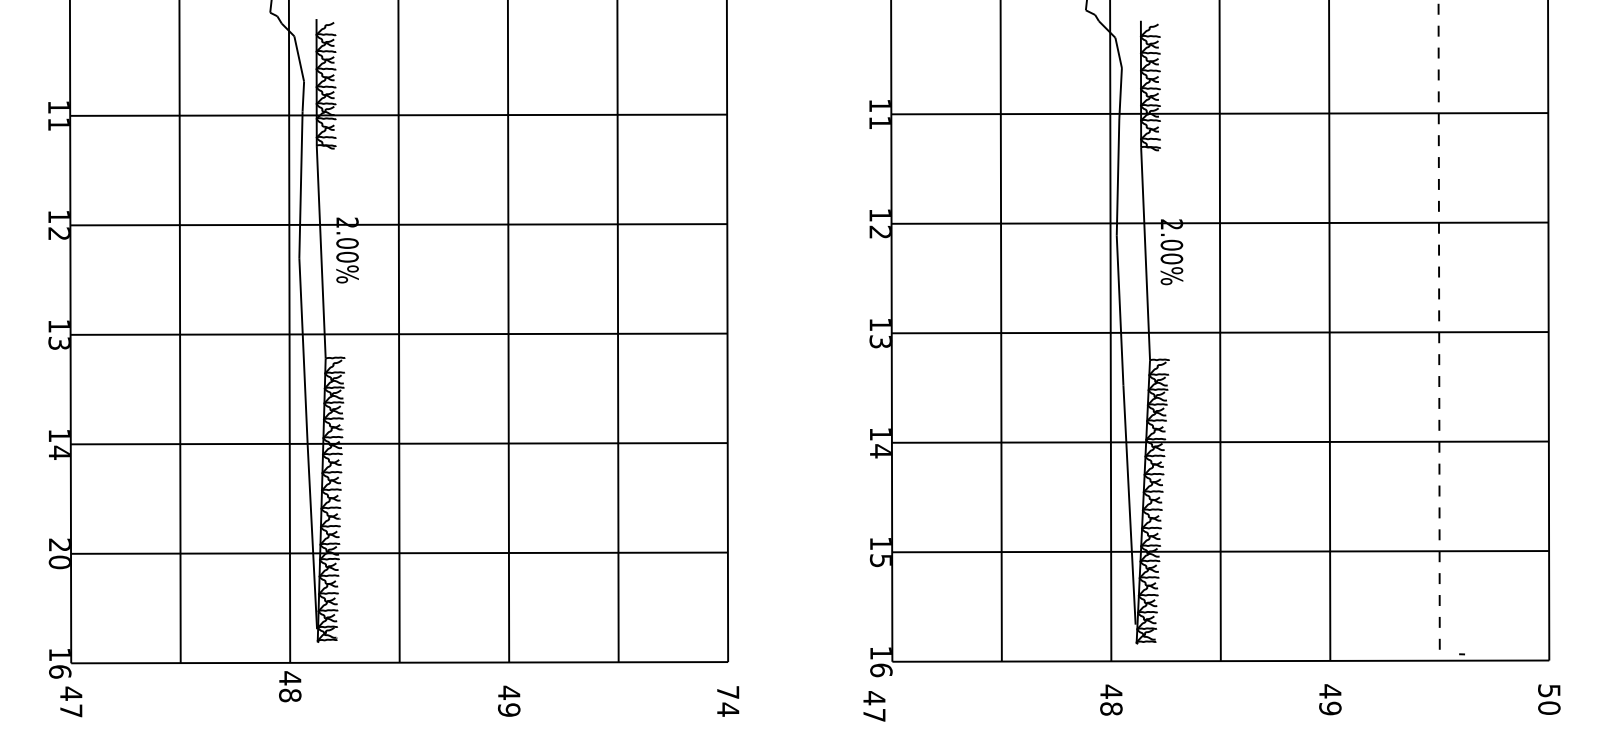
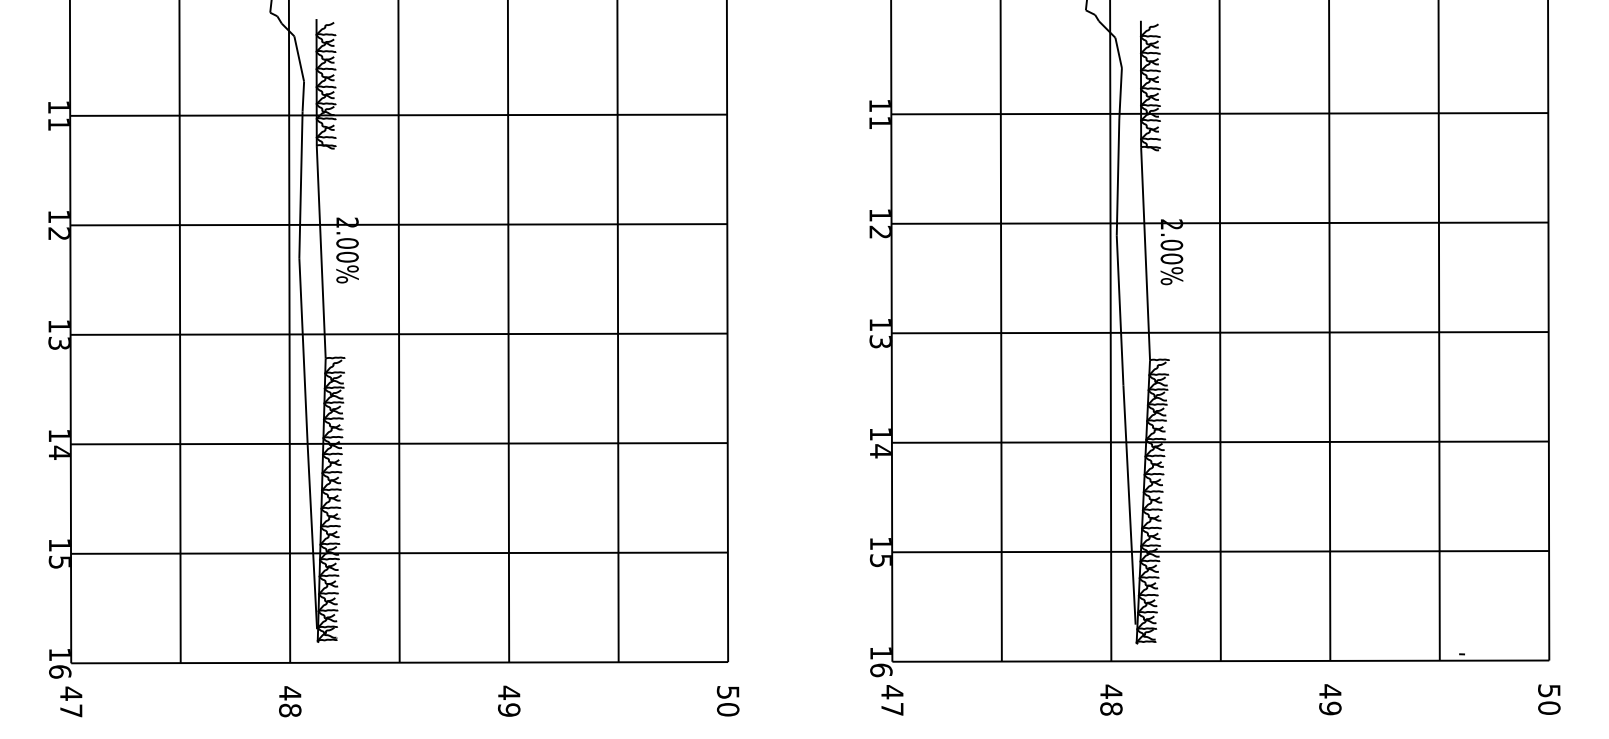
line: dashed -> solid (1439, 330)
text: 20 -> 15 (58, 553)
text position: (290, 686) -> (290, 701) (290, 701)
text: 74 -> 50 (727, 701)
text position: (874, 706) -> (892, 700) (892, 700)
